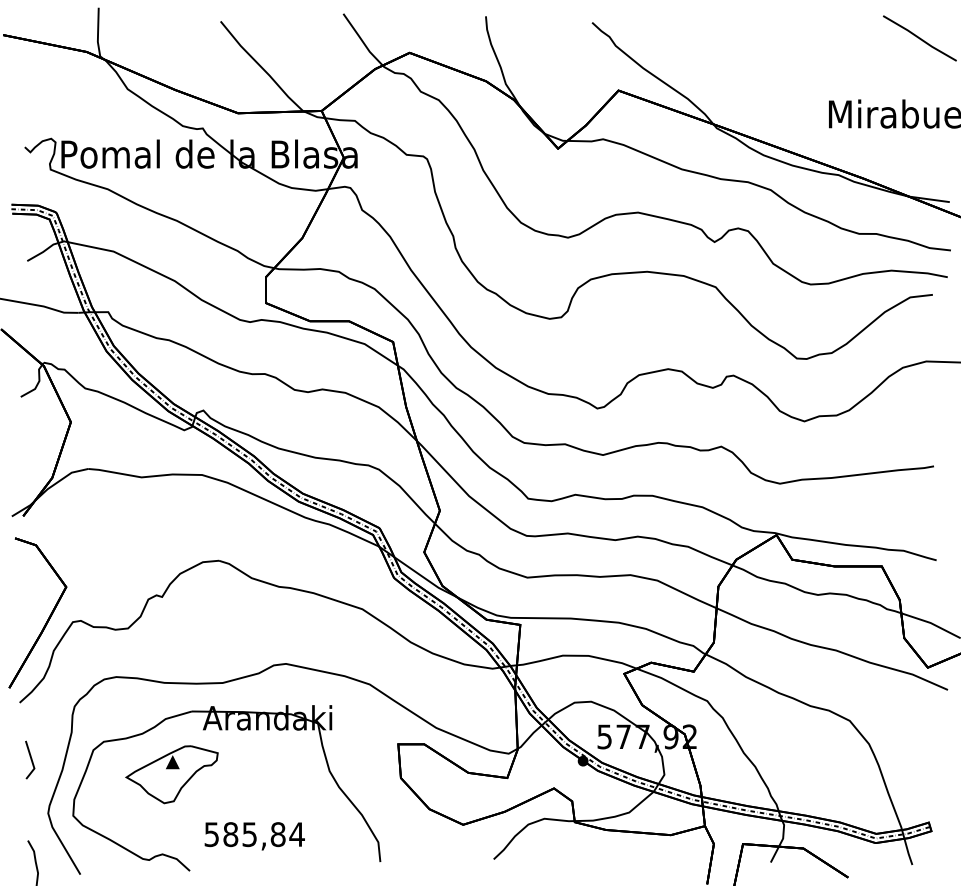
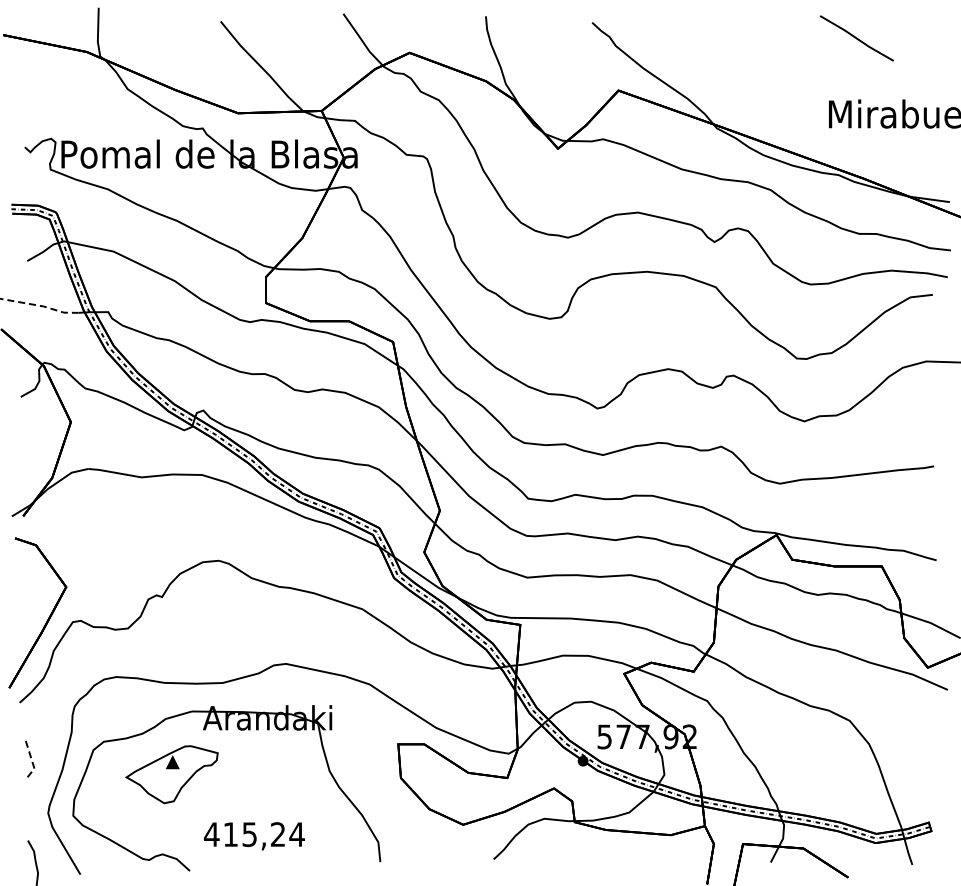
line position: (919, 38) -> (856, 38) (856, 38)
line: solid -> dashed (40, 305)
line: solid -> dashed (32, 761)
text: 585,84 -> 415,24 (244, 834)
